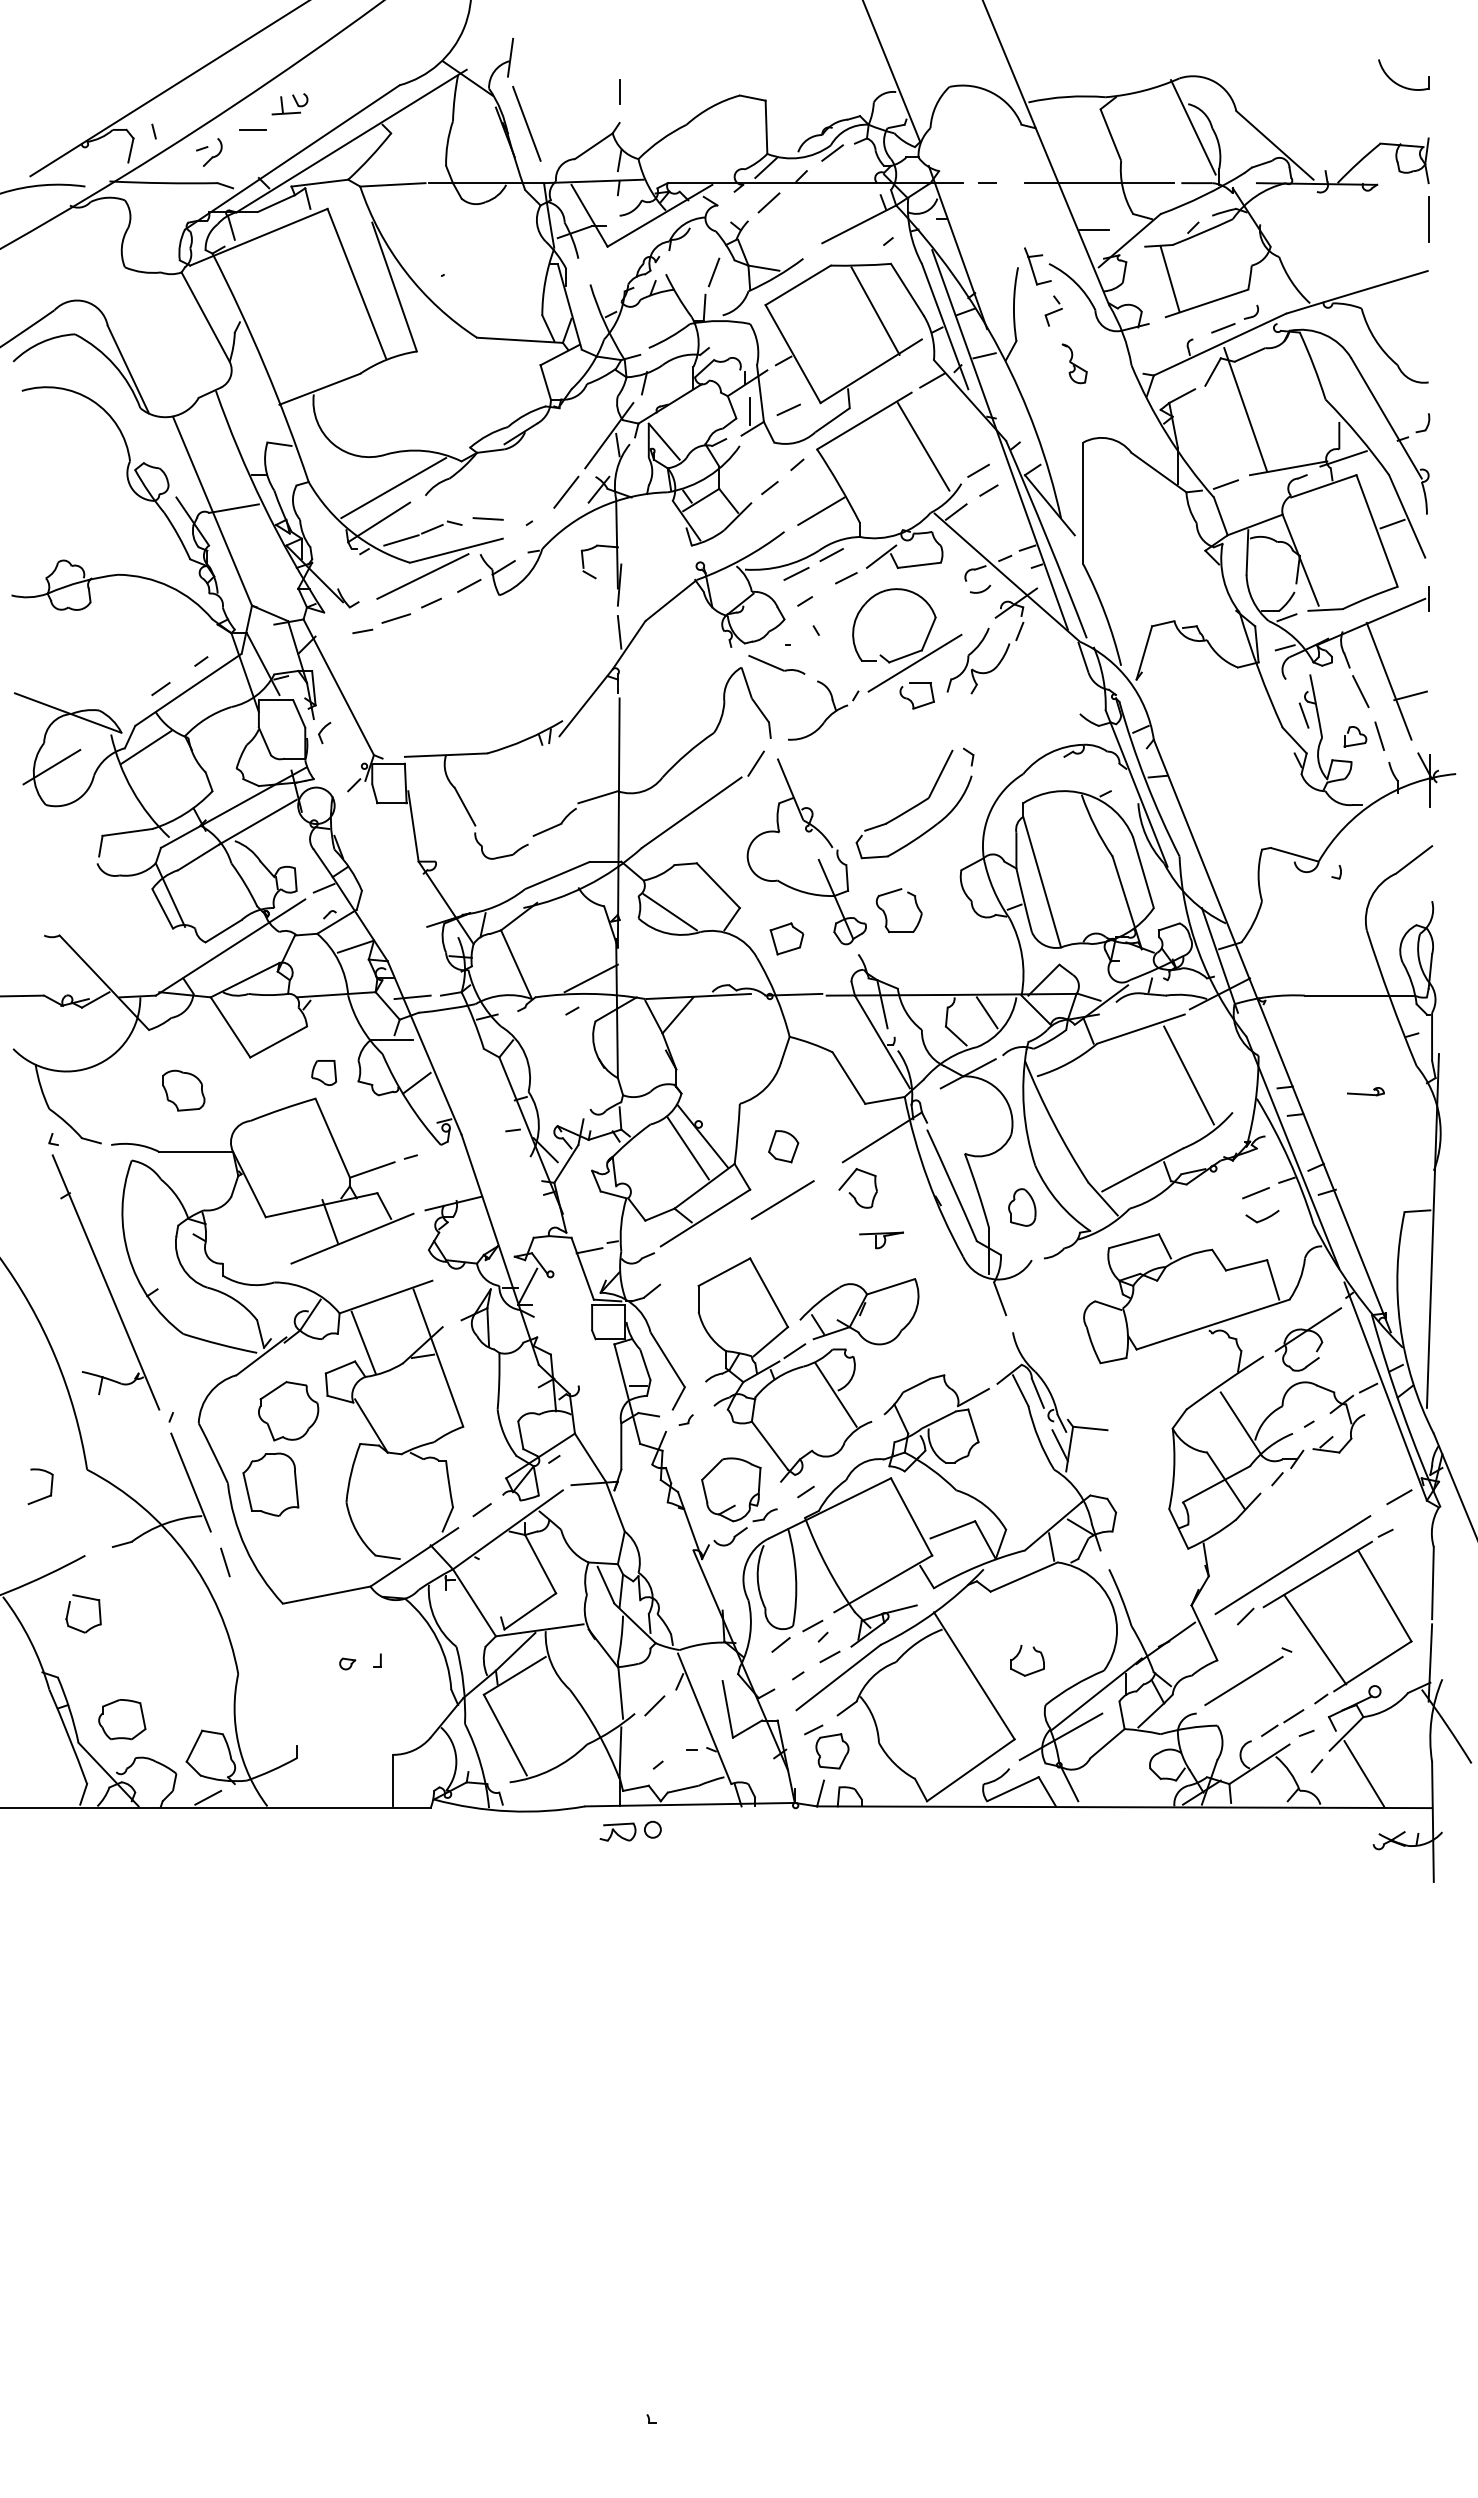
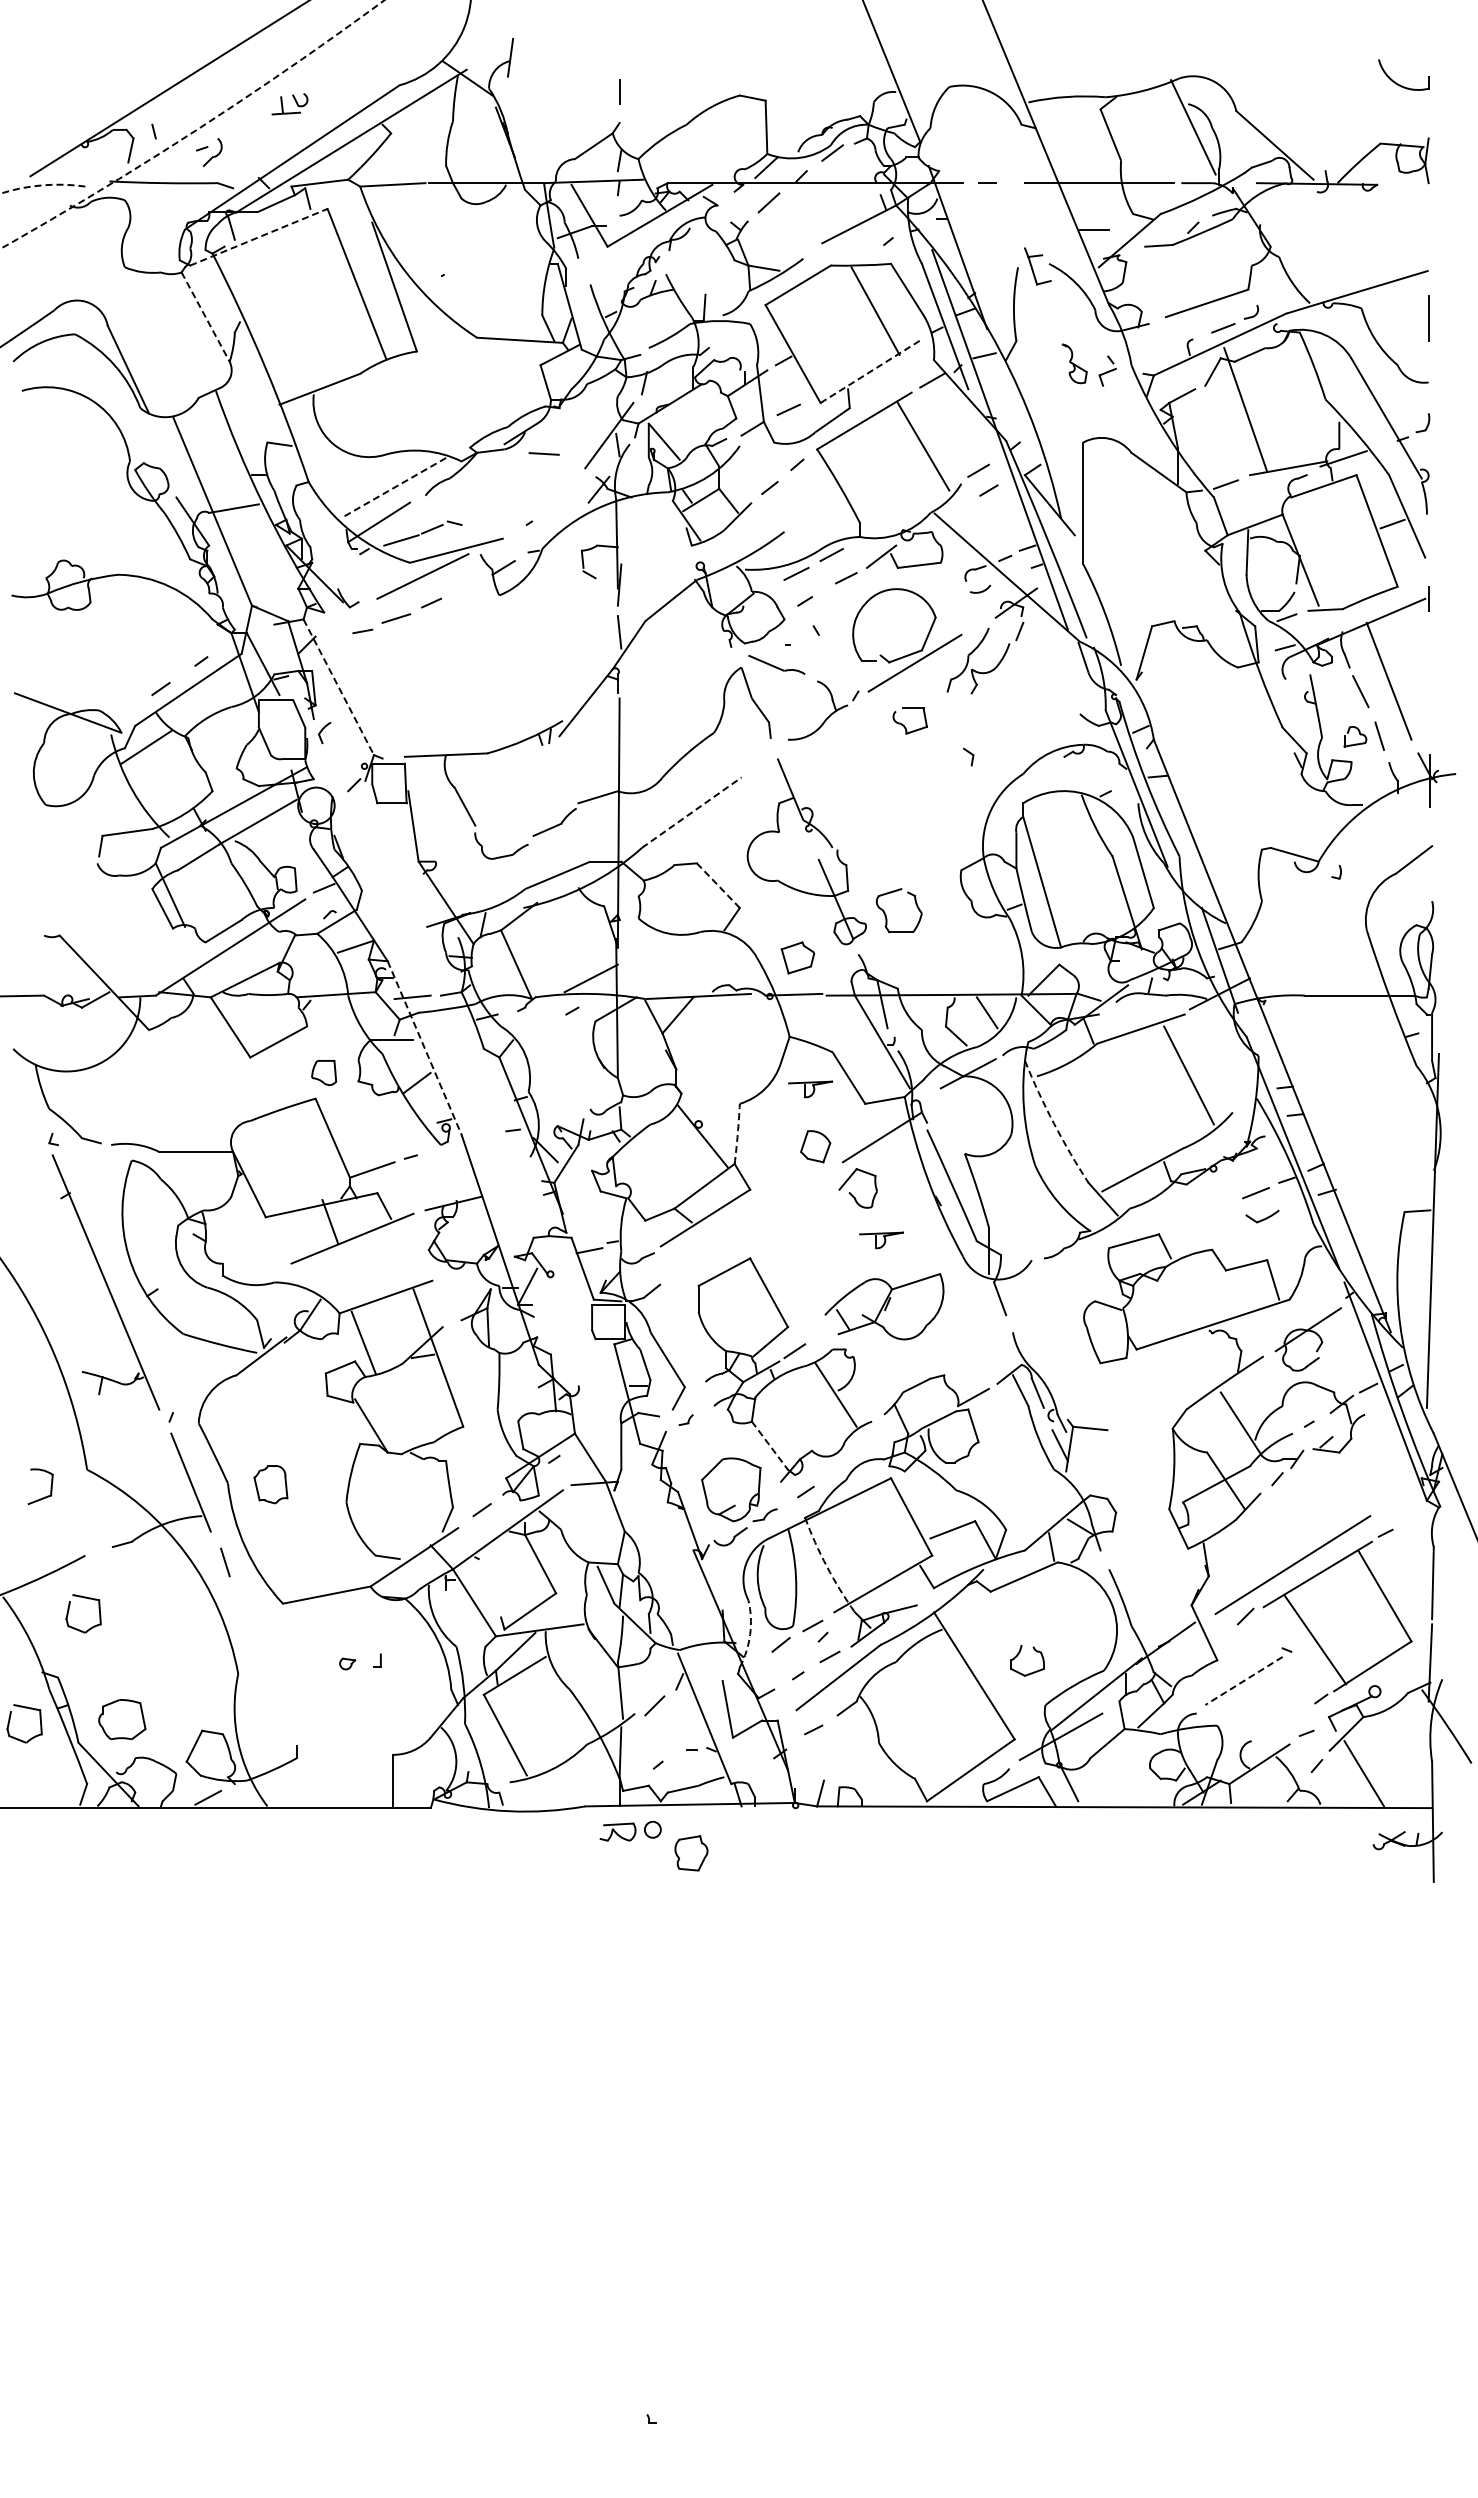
line: present -> none (526, 123)
arc: solid -> dashed (196, 129)
line: present -> none (252, 129)
arc: solid -> dashed (42, 185)
line position: (1428, 219) -> (1428, 318) (1428, 318)
line: solid -> dashed (259, 237)
line: present -> none (713, 272)
line: present -> none (1169, 278)
part position: (1053, 310) -> (1107, 370) (1107, 370)
line: solid -> dashed (205, 317)
line: solid -> dashed (871, 371)
line: present -> none (750, 411)
line: solid -> dashed (393, 488)
line: present -> none (566, 491)
line: present -> none (821, 510)
line: present -> none (955, 511)
line position: (487, 518) -> (543, 453) (543, 453)
line: present -> none (469, 585)
line: solid -> dashed (339, 687)
line: present -> none (1410, 695)
part position: (911, 700) -> (904, 725) (904, 725)
line: present -> none (1303, 715)
line: present -> none (755, 763)
line: present -> none (51, 767)
part: present -> none (913, 804)
line: solid -> dashed (692, 812)
line: solid -> dashed (718, 885)
line: present -> none (669, 912)
part position: (786, 938) -> (797, 957) (797, 957)
line: solid -> dashed (424, 1048)
part: none -> present (810, 1089)
part: present -> none (183, 1090)
part: present -> none (1365, 1091)
arc: solid -> dashed (1053, 1123)
arc: solid -> dashed (737, 1133)
part position: (783, 1146) -> (815, 1146) (815, 1146)
line: present -> none (687, 1148)
line: present -> none (782, 1199)
part: present -> none (1022, 1207)
part position: (859, 1311) -> (884, 1306) (884, 1306)
part: present -> none (288, 1411)
line: solid -> dashed (770, 1446)
part size: 58x65 px -> 36x40 px (270, 1484)
line: present -> none (1399, 1497)
arc: solid -> dashed (826, 1566)
arc: solid -> dashed (750, 1634)
line: solid -> dashed (1244, 1681)
part: none -> present (10, 1720)
part: present -> none (1282, 1722)
part position: (832, 1751) -> (691, 1853) (691, 1853)
